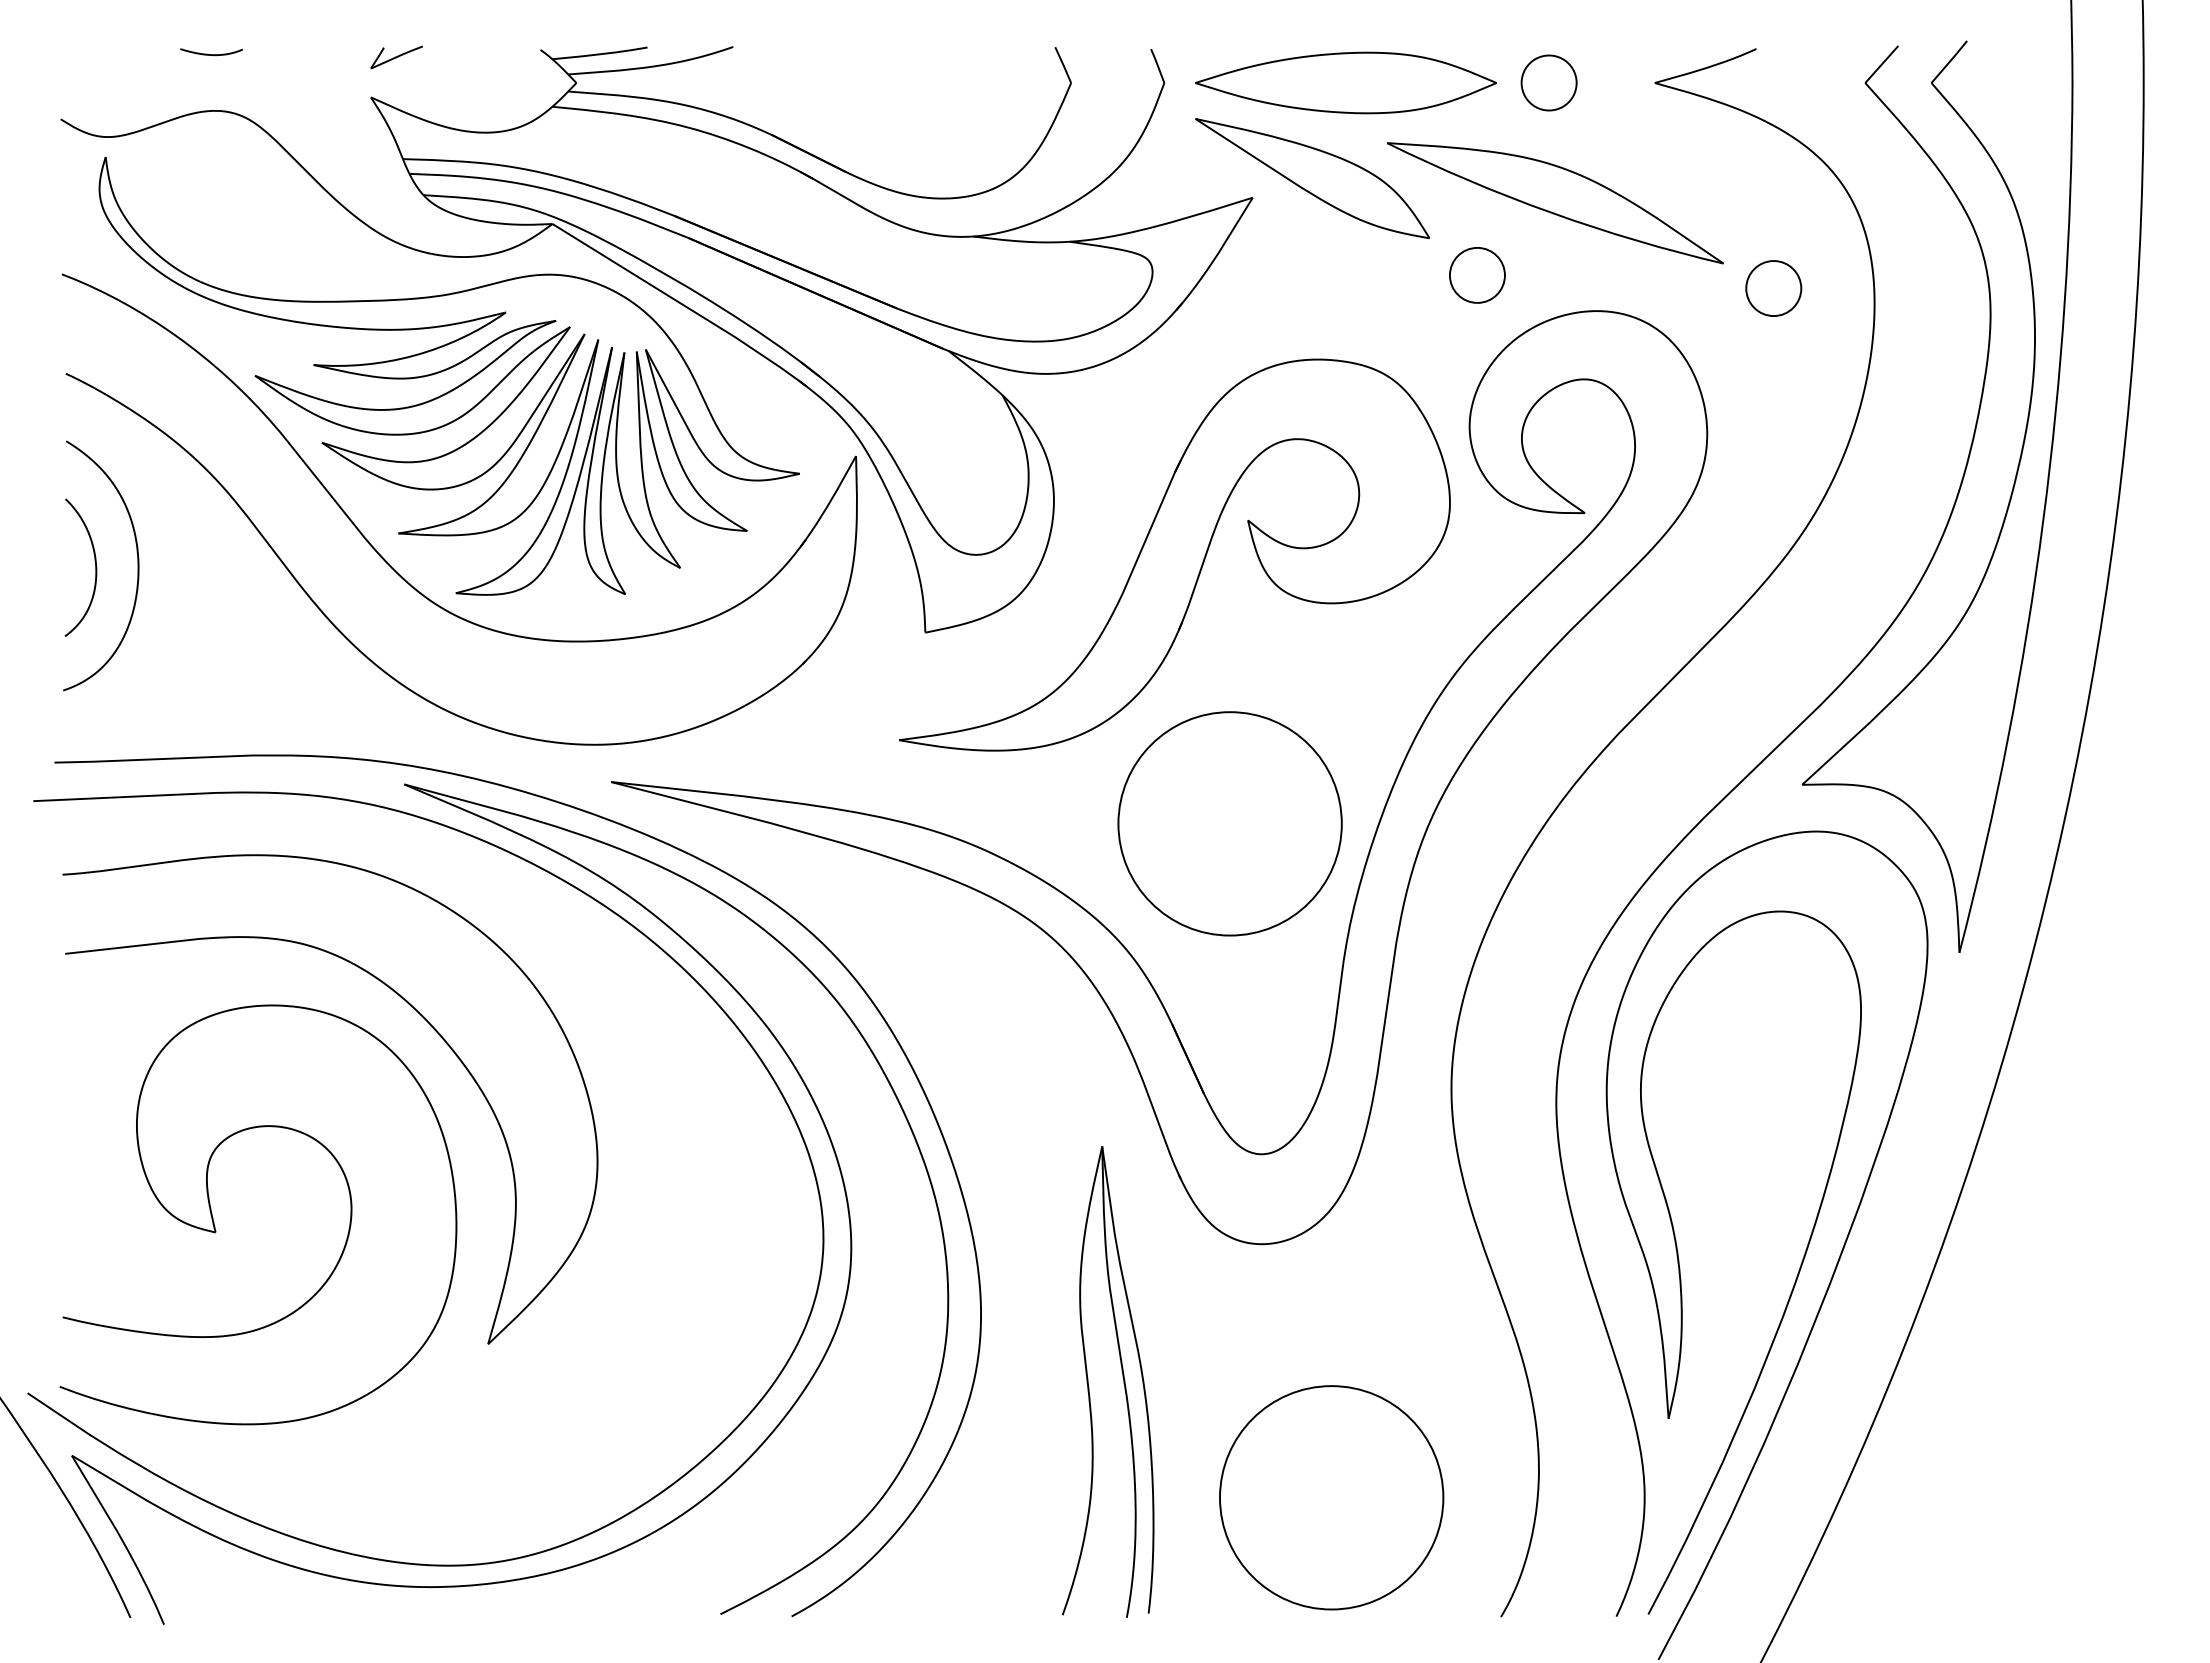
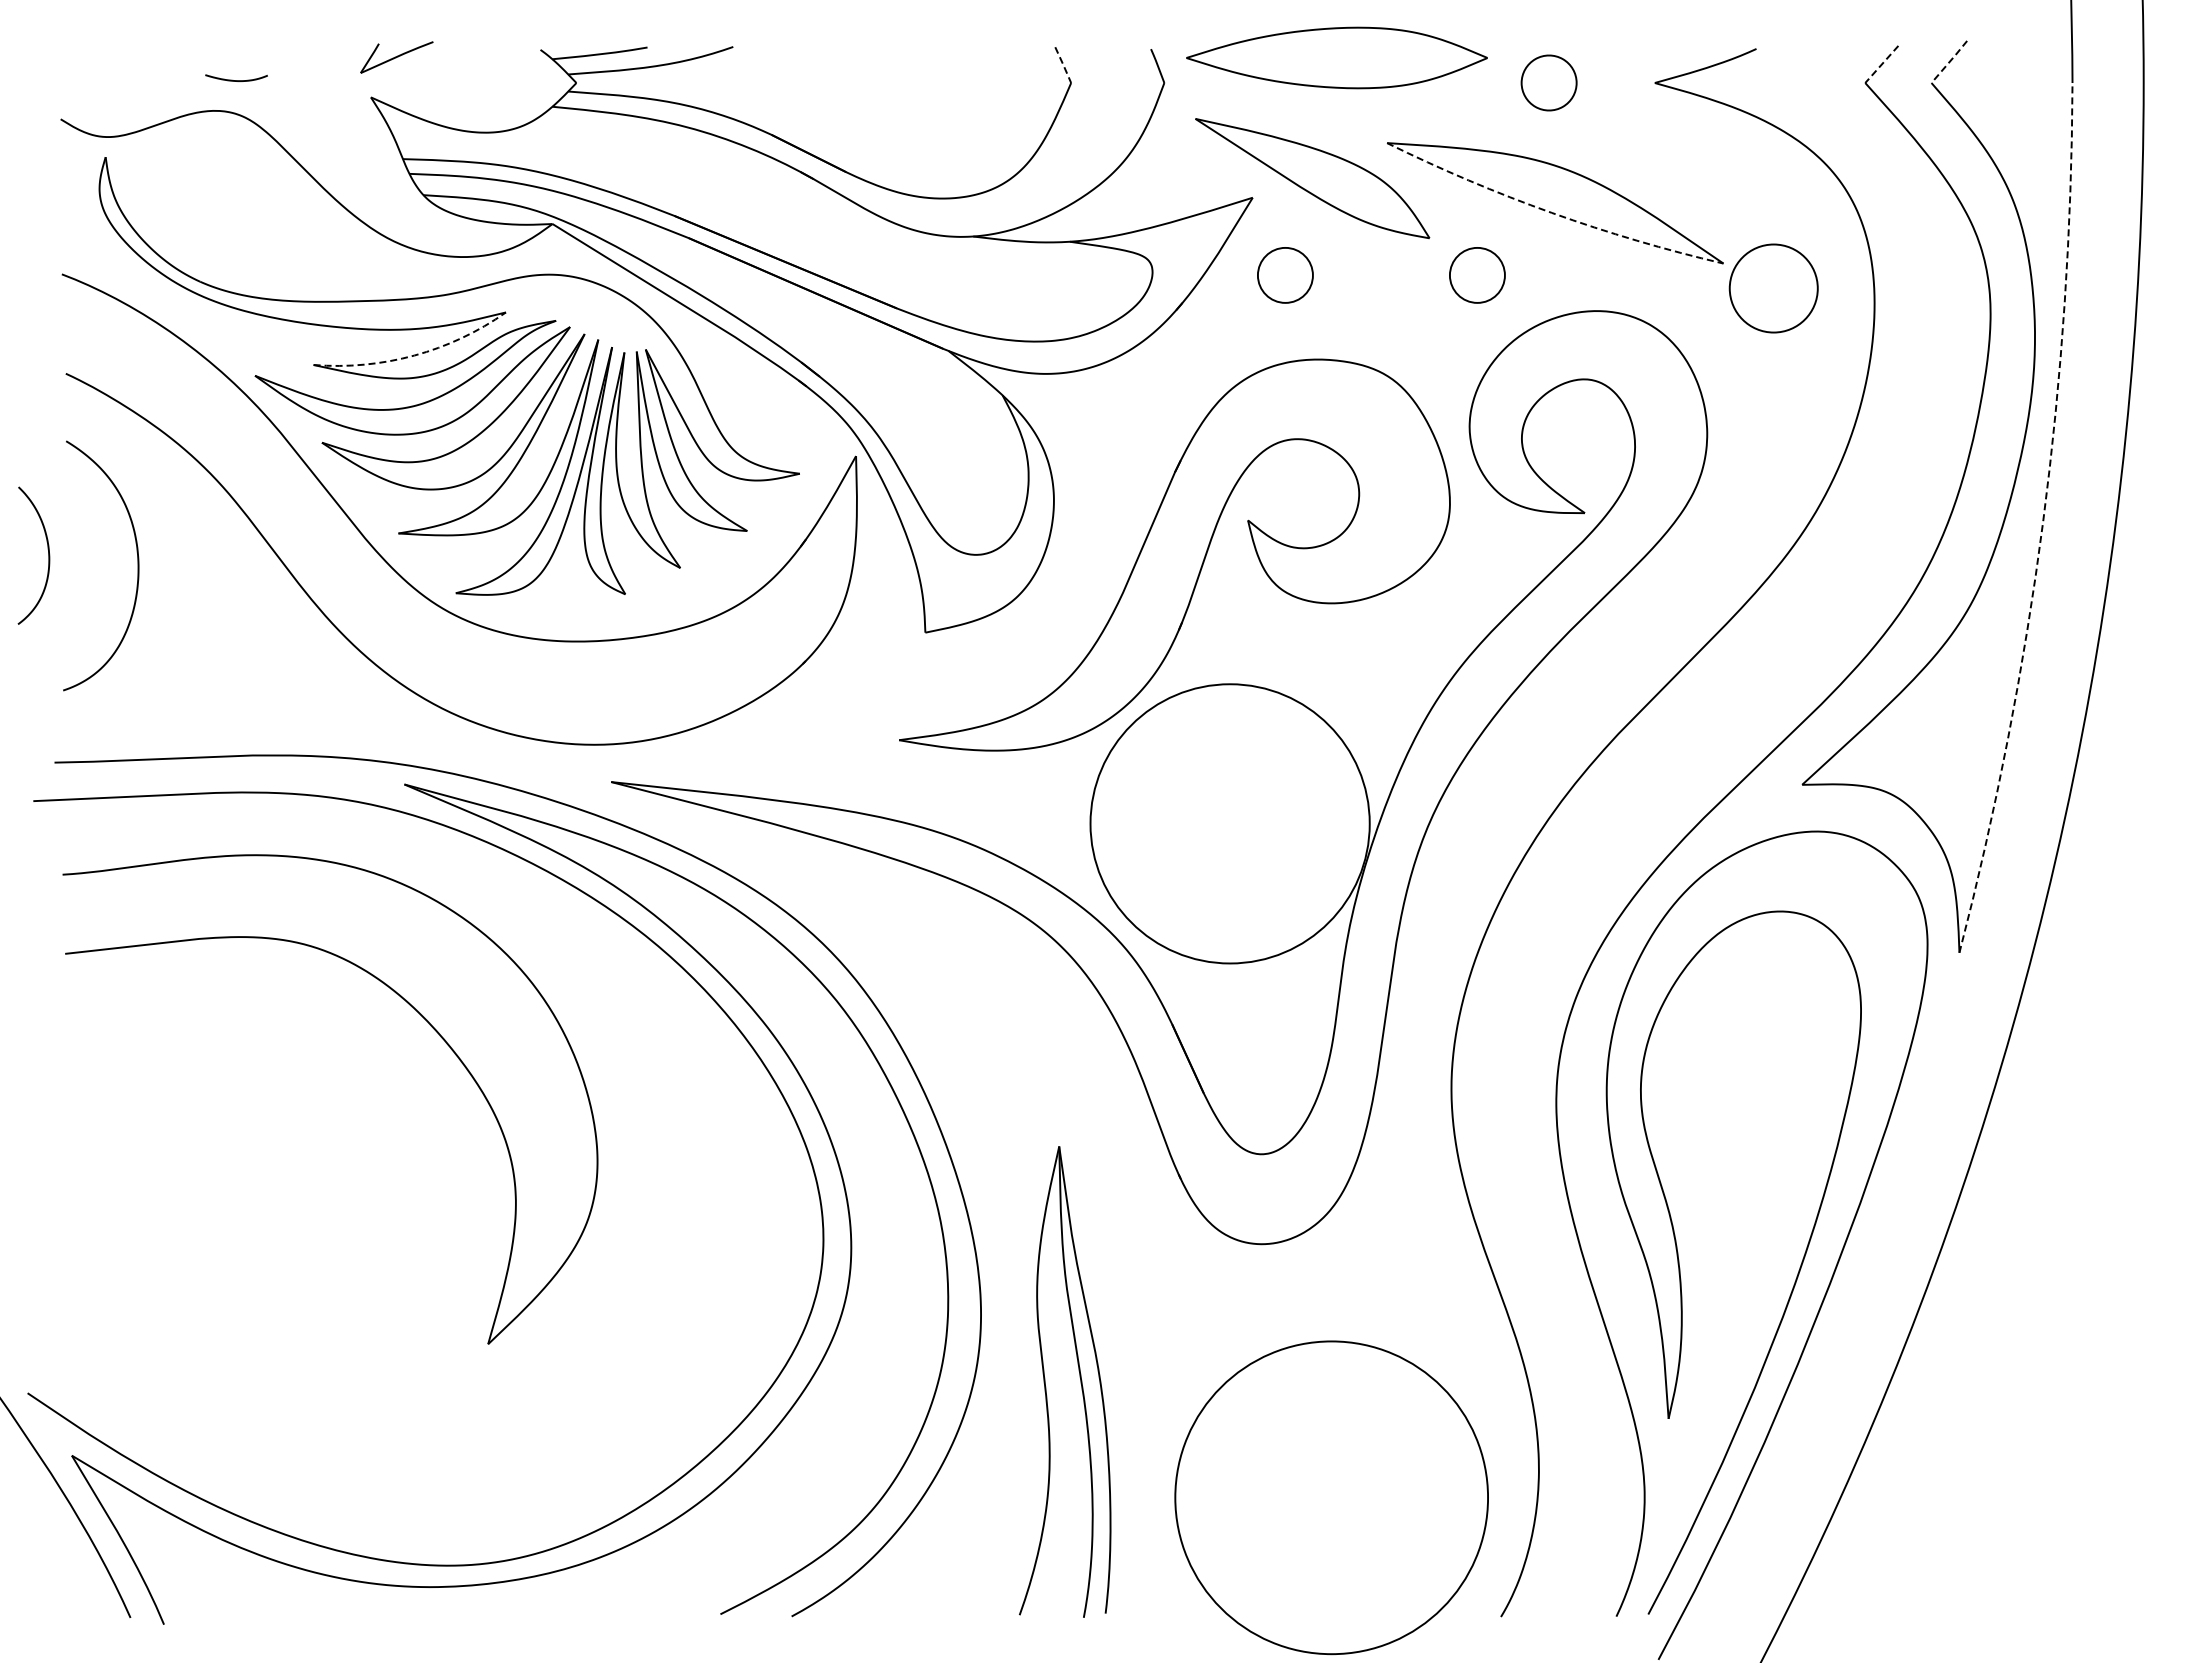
curve position: (211, 54) -> (236, 80) (236, 80)
part size: 53x25 px -> 74x33 px (396, 57)
line: solid -> dashed (1949, 61)
line: solid -> dashed (1063, 64)
line: solid -> dashed (1881, 64)
part position: (1345, 82) -> (1336, 57) (1336, 57)
arc: solid -> dashed (1551, 212)
circle: none -> present (1285, 275)
circle diameter: 55 px -> 88 px (1773, 288)
arc: solid -> dashed (414, 355)
arc: solid -> dashed (2043, 521)
curve position: (95, 567) -> (48, 555) (48, 555)
circle diameter: 223 px -> 279 px (1229, 823)
part: present -> none (215, 1226)
part position: (1122, 1377) -> (1079, 1377) (1079, 1377)
circle diameter: 223 px -> 313 px (1331, 1497)
